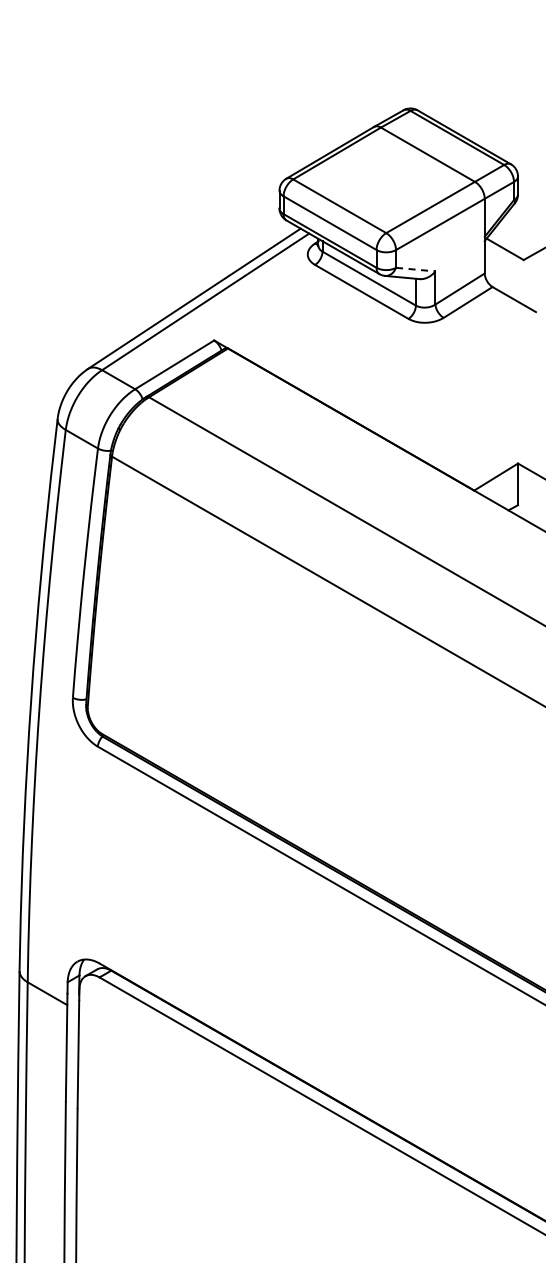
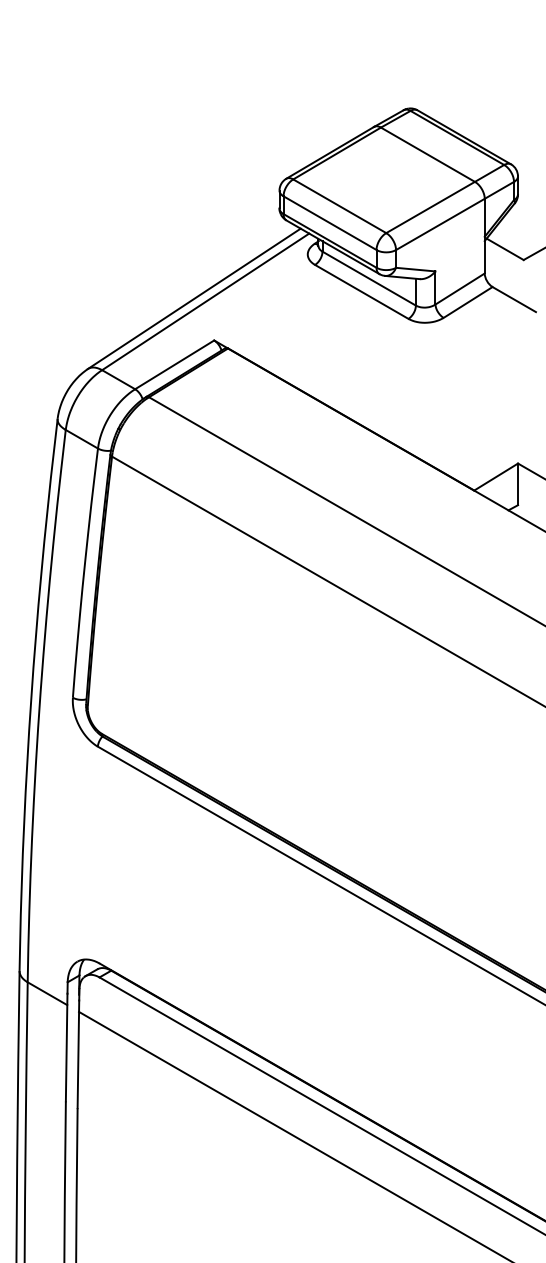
line: dashed -> solid (415, 269)
line: none -> present (293, 1135)
